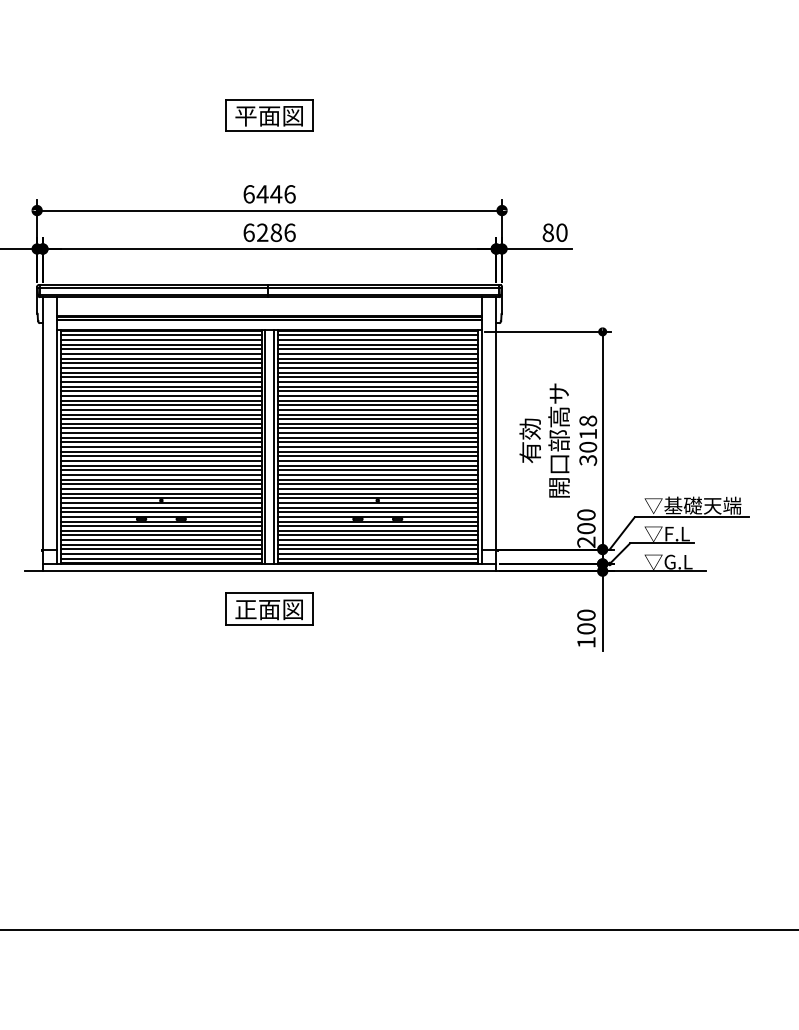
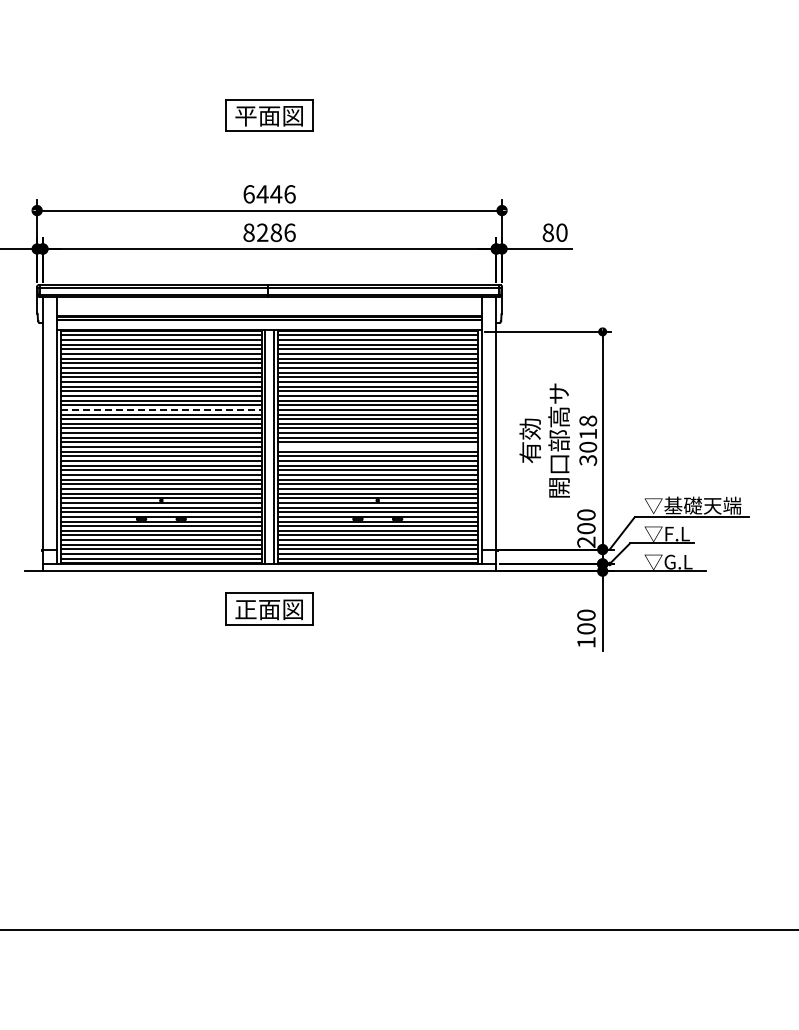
text: 6286 -> 8286 (248, 232)
line: solid -> dashed (161, 409)
line: present -> none (377, 447)
